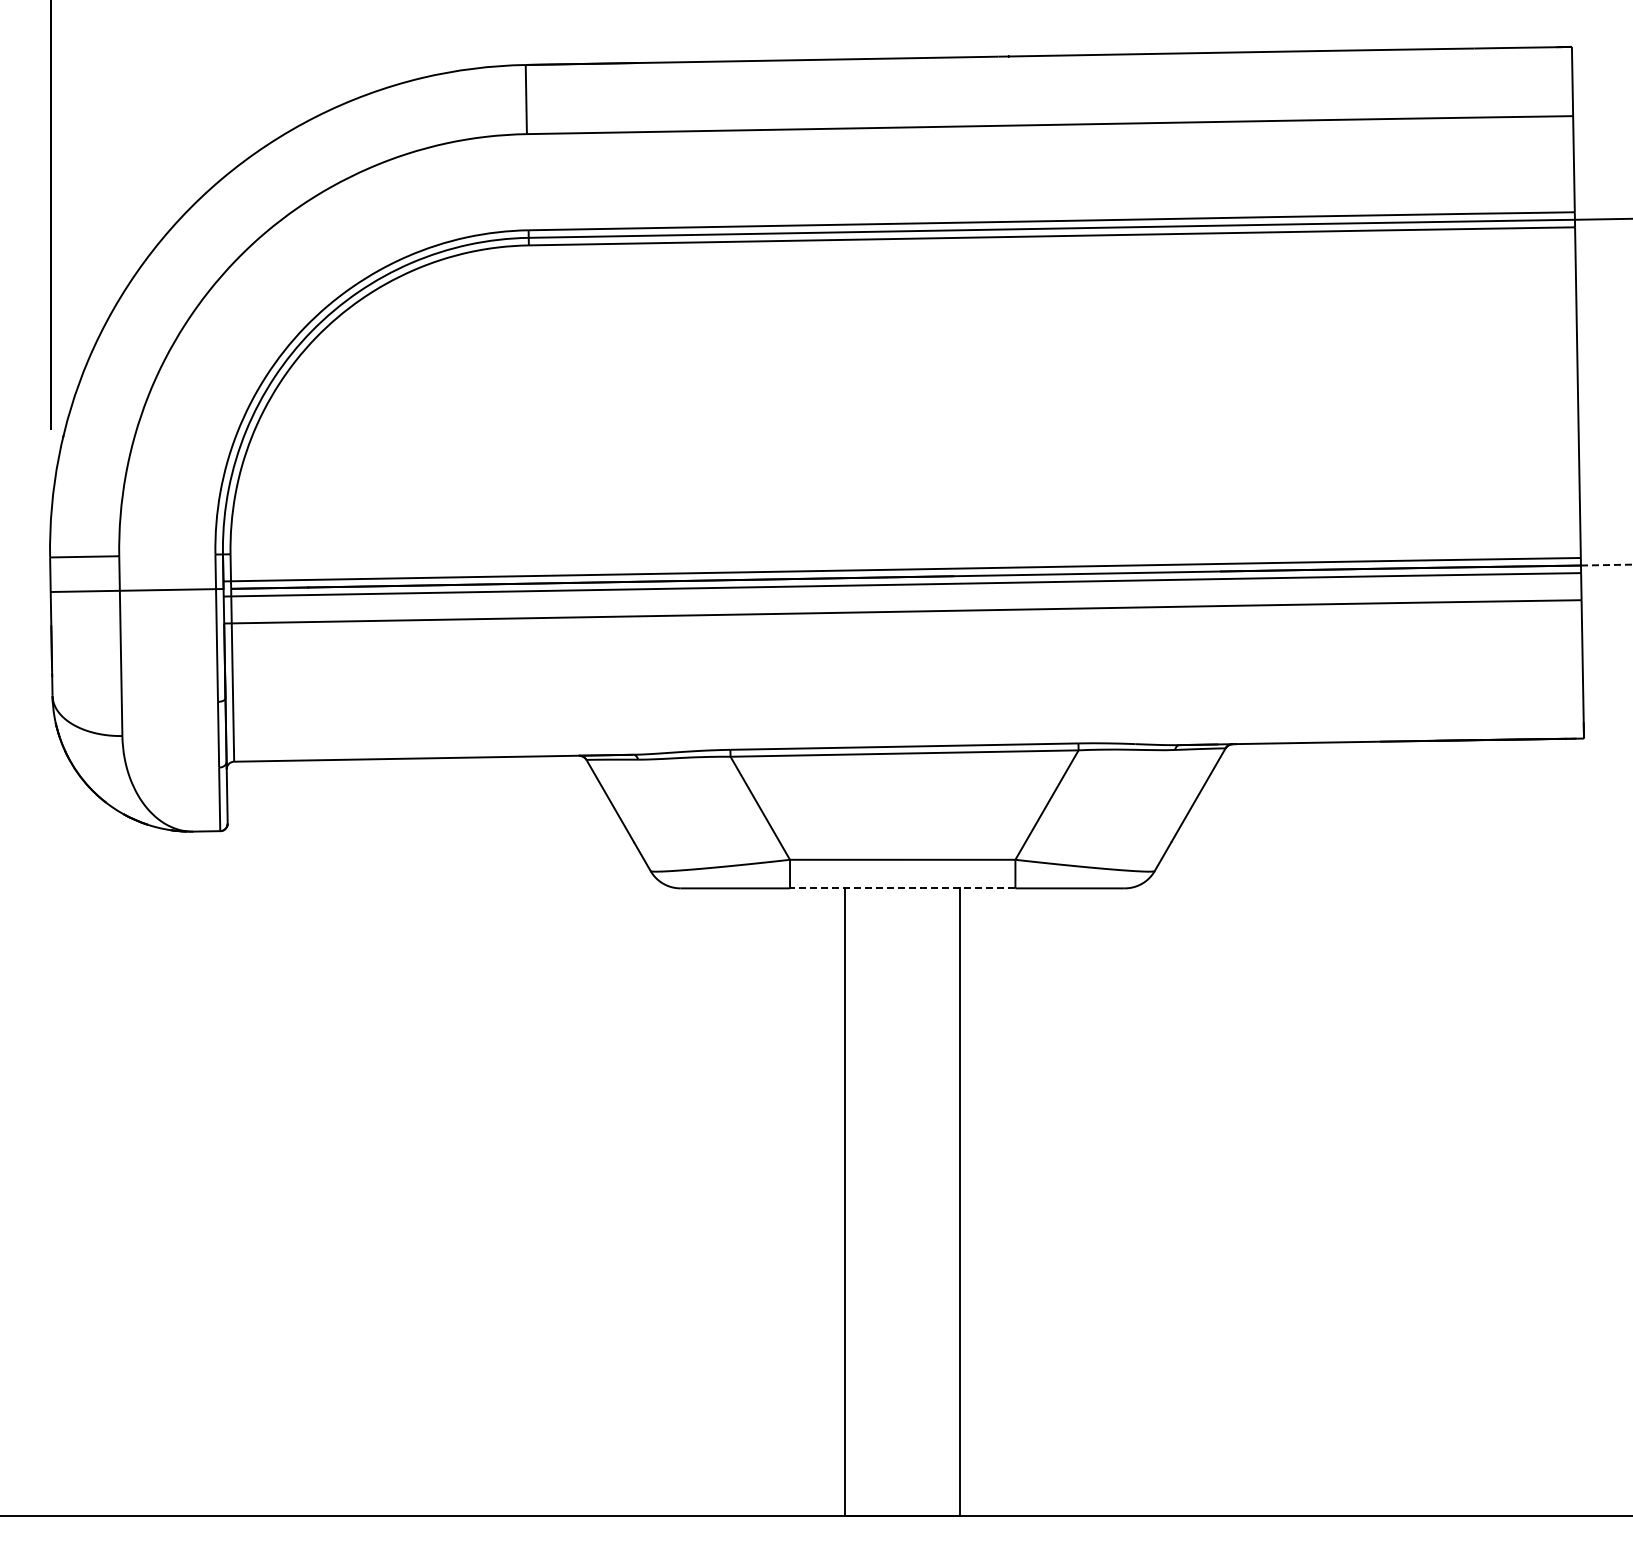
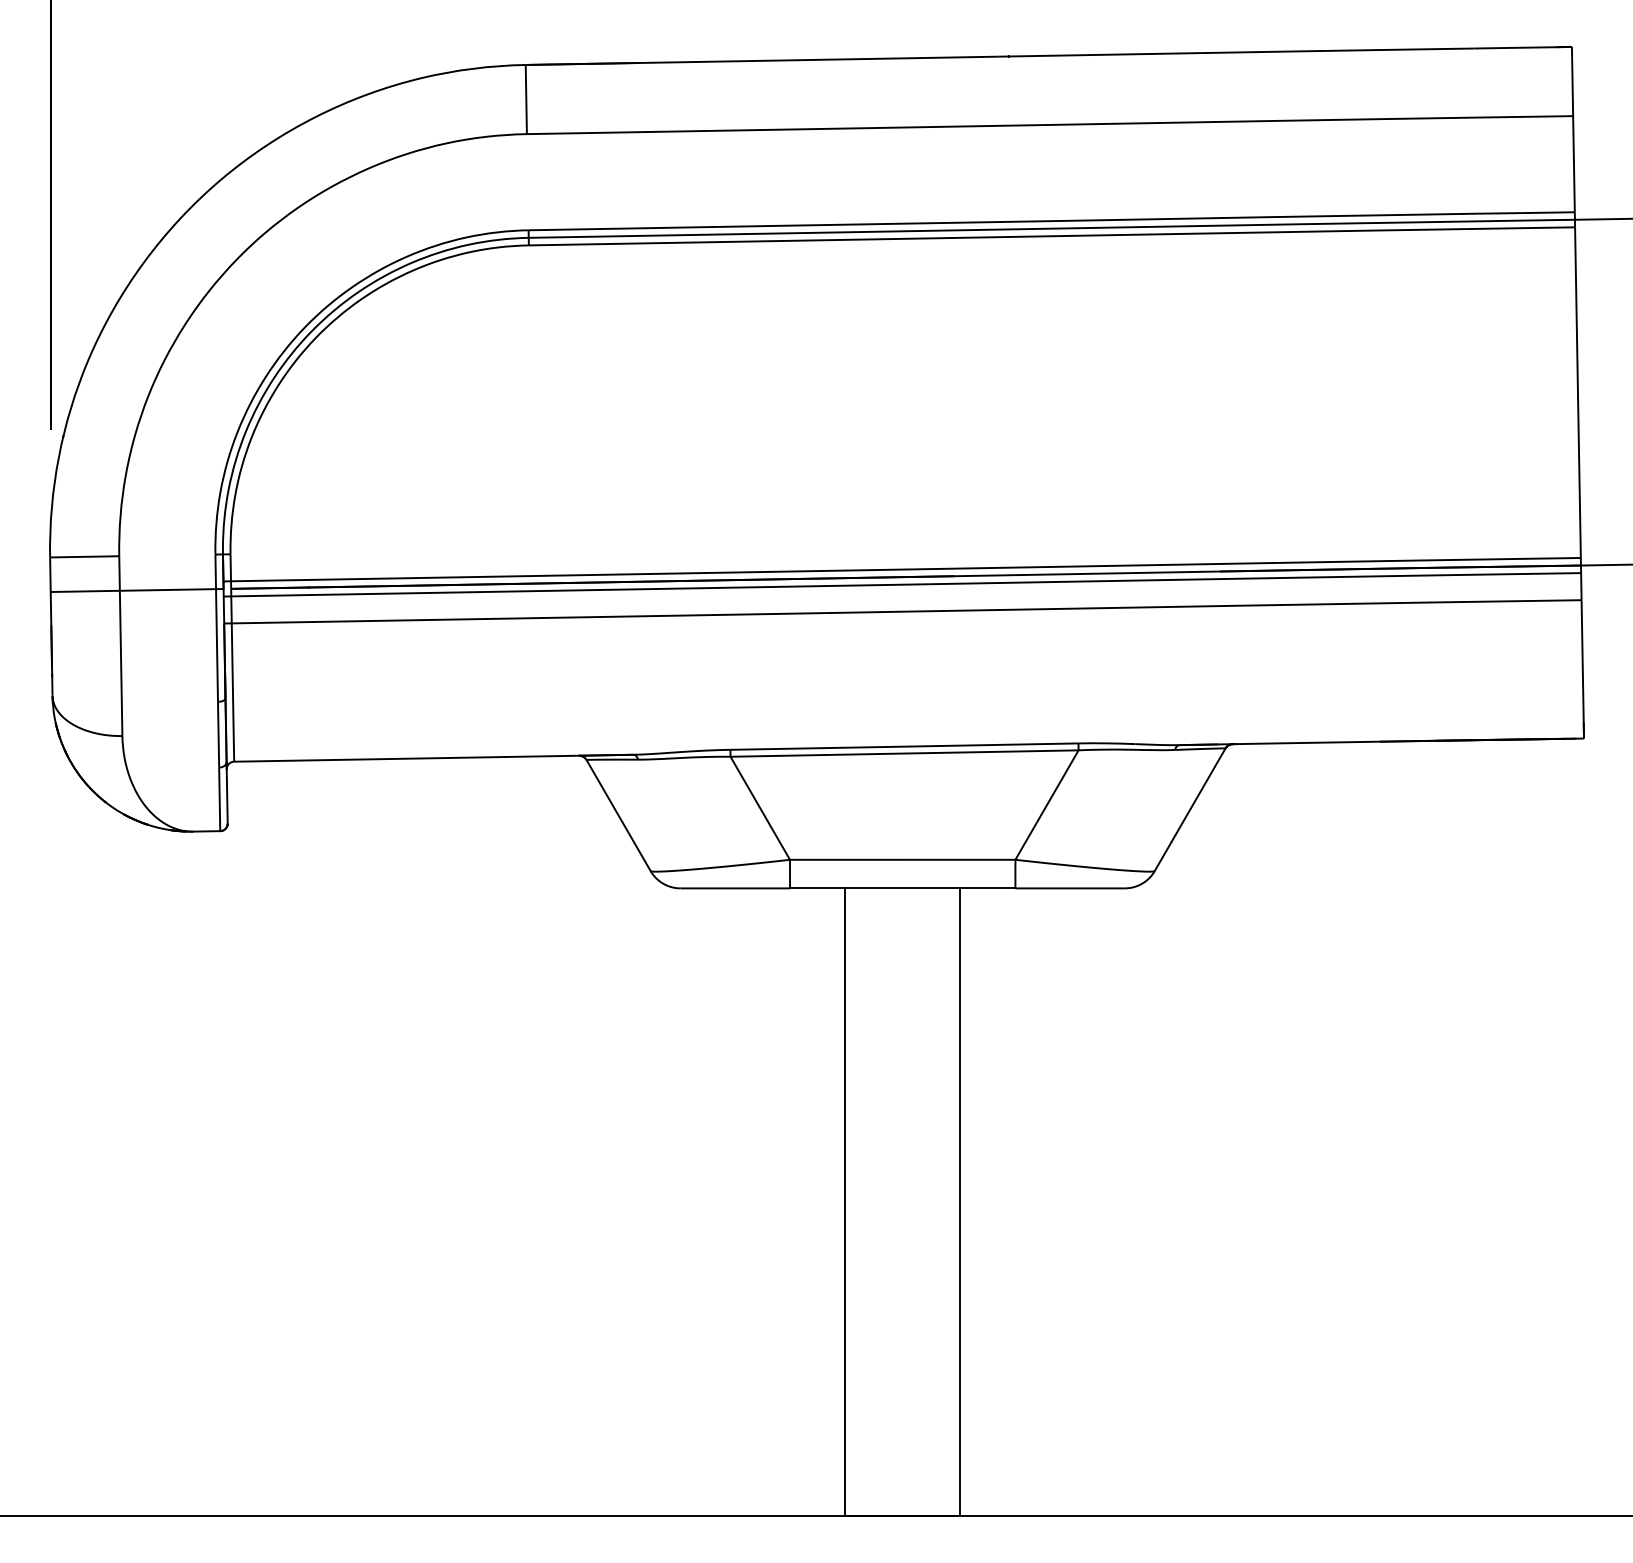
line: dashed -> solid (1606, 565)
line: dashed -> solid (902, 888)
